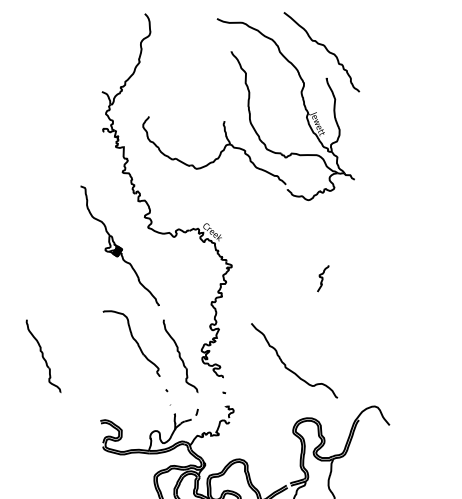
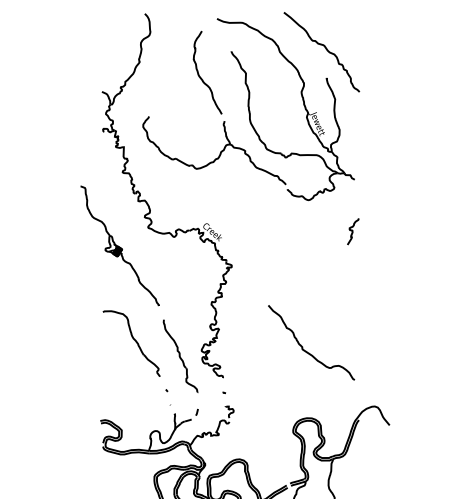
curve: none -> present (201, 77)
curve position: (323, 278) -> (353, 231) (353, 231)
part: present -> none (43, 355)
curve position: (286, 365) -> (303, 347) (303, 347)
